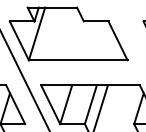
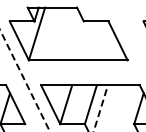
line: solid -> dashed (24, 80)
line: solid -> dashed (101, 107)
